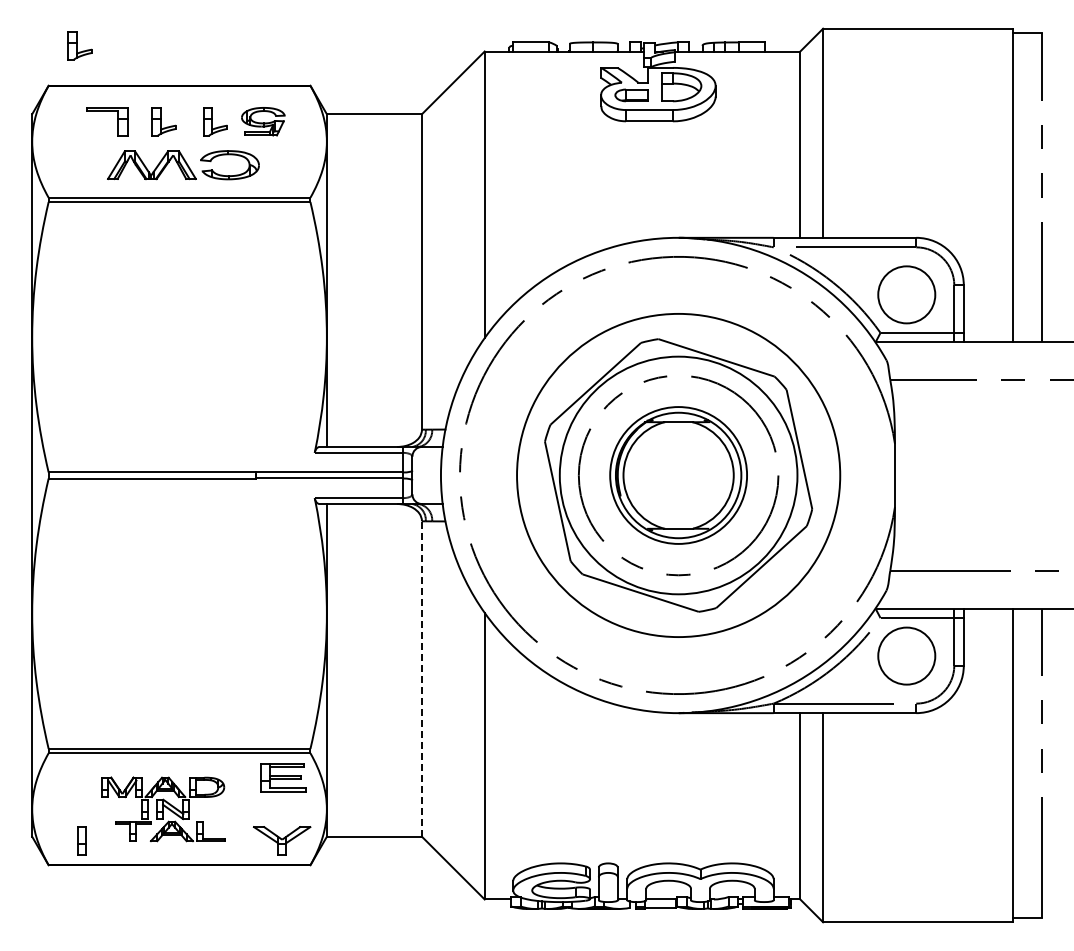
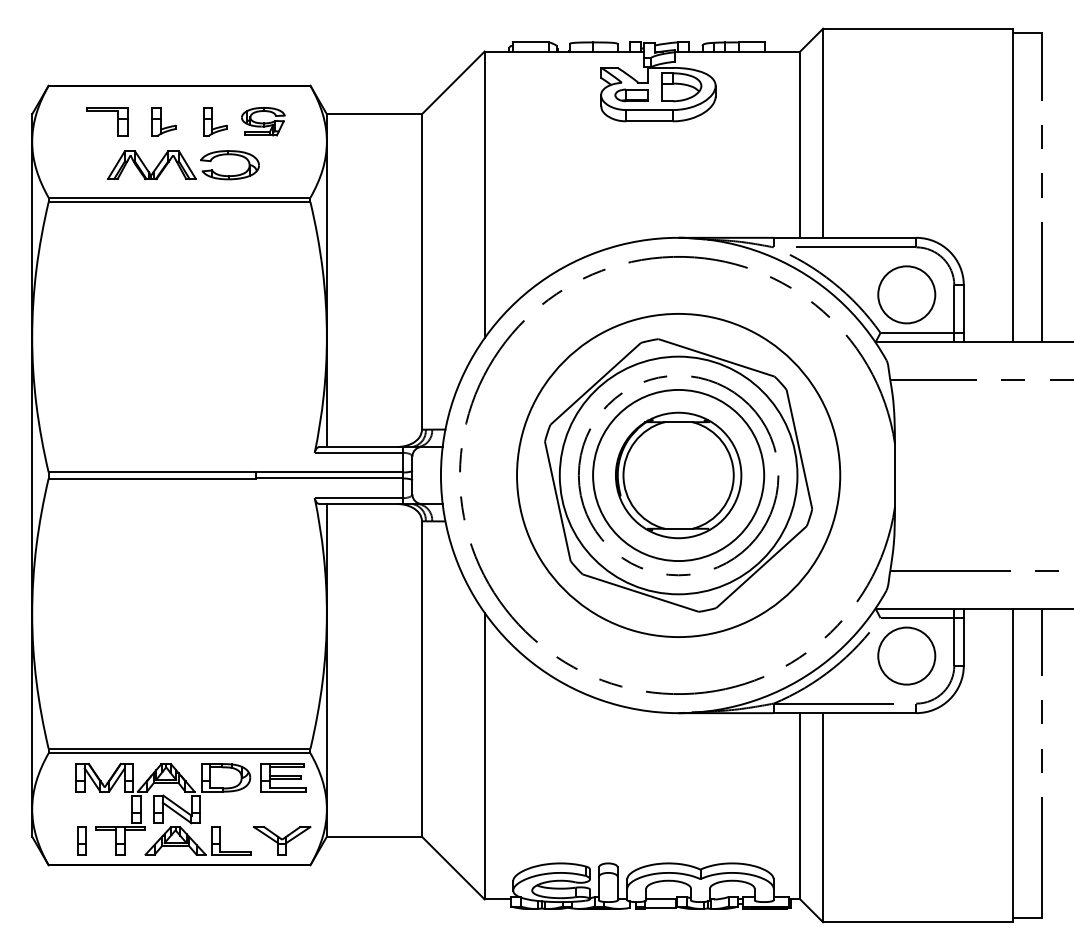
part: present -> none (79, 45)
circle diameter: 137 px -> 171 px (678, 475)
line: dashed -> solid (421, 679)
part size: 125x67 px -> 177x93 px (163, 809)
